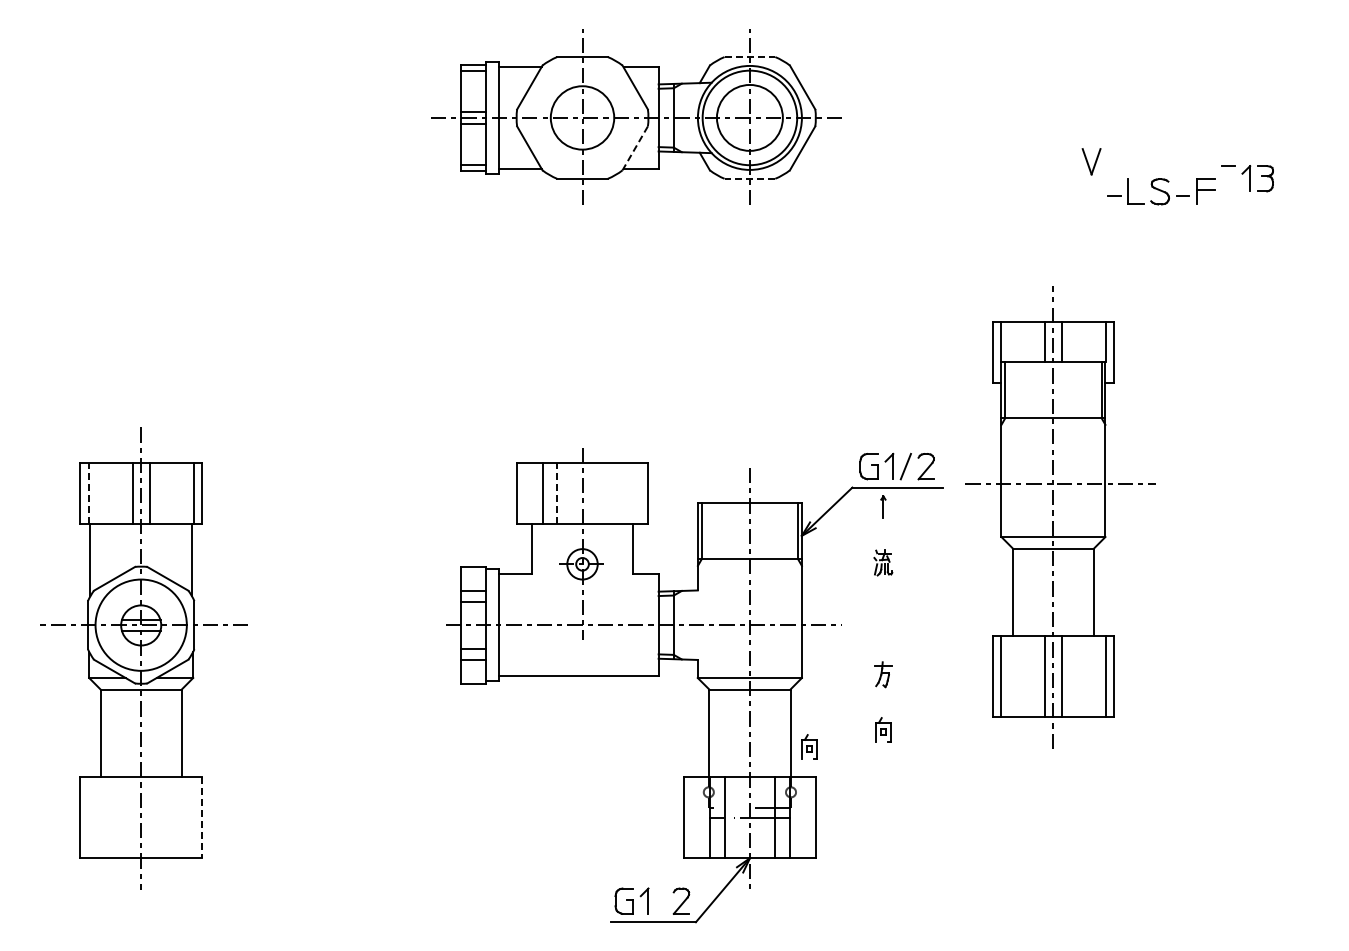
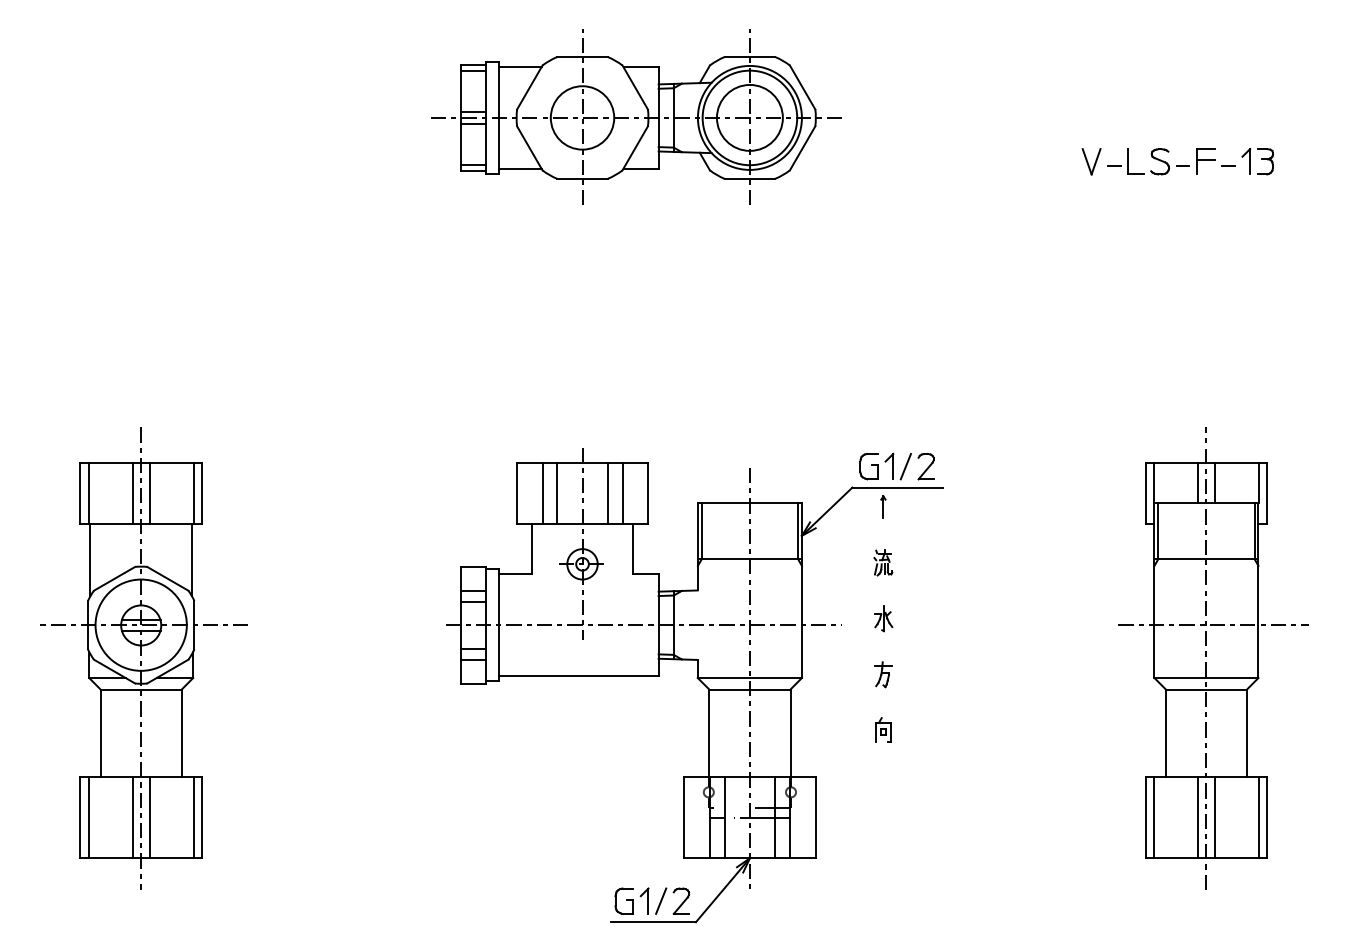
line: dashed -> solid (750, 57)
line: dashed -> solid (634, 148)
line: dashed -> solid (749, 178)
part position: (1257, 178) -> (1257, 161) (1257, 161)
part position: (1161, 191) -> (1161, 161) (1161, 161)
line: dashed -> solid (88, 492)
line: dashed -> solid (557, 492)
line: none -> present (607, 492)
line: none -> present (622, 492)
part position: (1060, 517) -> (1213, 658) (1213, 658)
part: none -> present (883, 618)
part: present -> none (809, 746)
line: none -> present (88, 817)
line: none -> present (132, 817)
line: none -> present (149, 817)
line: none -> present (193, 817)
line: dashed -> solid (202, 817)
line: none -> present (661, 900)
